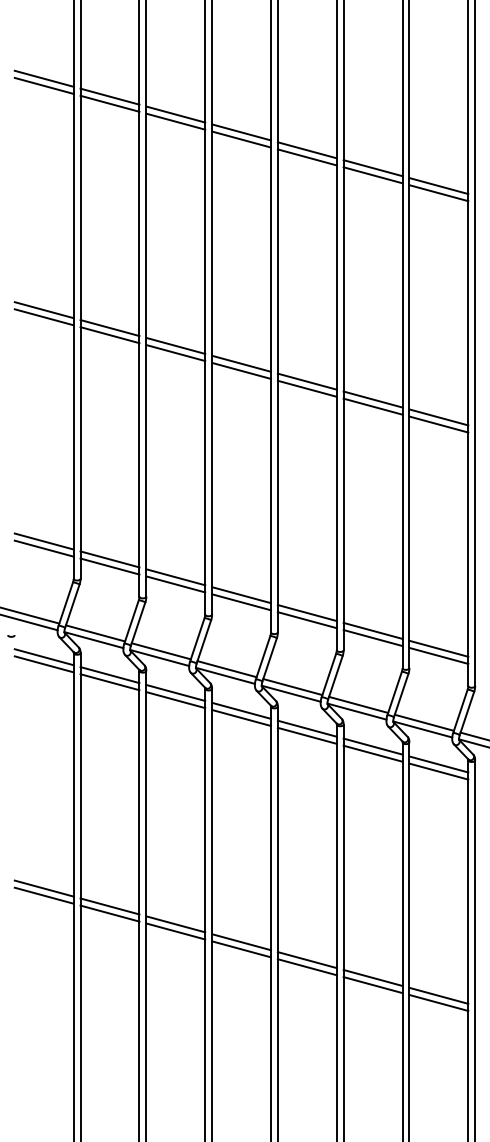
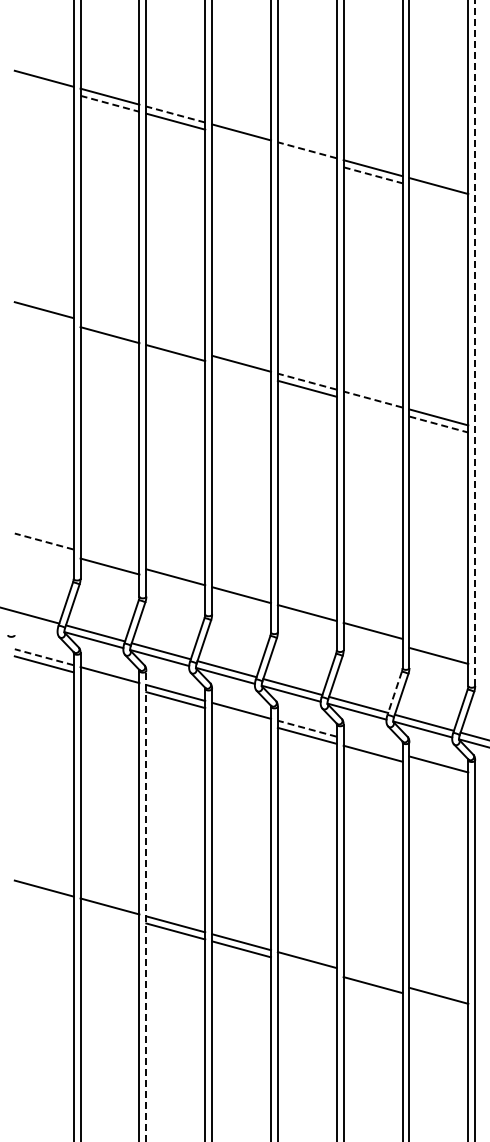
line: present -> none (43, 85)
line: solid -> dashed (110, 103)
line: solid -> dashed (175, 114)
line: present -> none (241, 139)
line: solid -> dashed (307, 150)
line: present -> none (306, 157)
line: solid -> dashed (373, 175)
line: present -> none (438, 193)
line: present -> none (43, 317)
line: present -> none (109, 328)
line: solid -> dashed (475, 343)
line: present -> none (175, 345)
line: present -> none (241, 370)
line: solid -> dashed (307, 381)
line: solid -> dashed (373, 399)
line: present -> none (372, 406)
line: solid -> dashed (438, 424)
line: solid -> dashed (44, 541)
line: present -> none (43, 548)
line: present -> none (109, 559)
line: present -> none (175, 584)
line: present -> none (241, 602)
line: present -> none (306, 620)
line: present -> none (29, 622)
line: present -> none (372, 638)
line: present -> none (438, 648)
line: solid -> dashed (44, 657)
line: present -> none (109, 682)
line: solid -> dashed (394, 693)
line: present -> none (241, 717)
line: solid -> dashed (307, 728)
line: present -> none (372, 746)
line: present -> none (438, 771)
line: present -> none (43, 895)
line: solid -> dashed (146, 905)
line: present -> none (109, 913)
line: present -> none (306, 967)
line: present -> none (372, 977)
line: present -> none (438, 1002)
